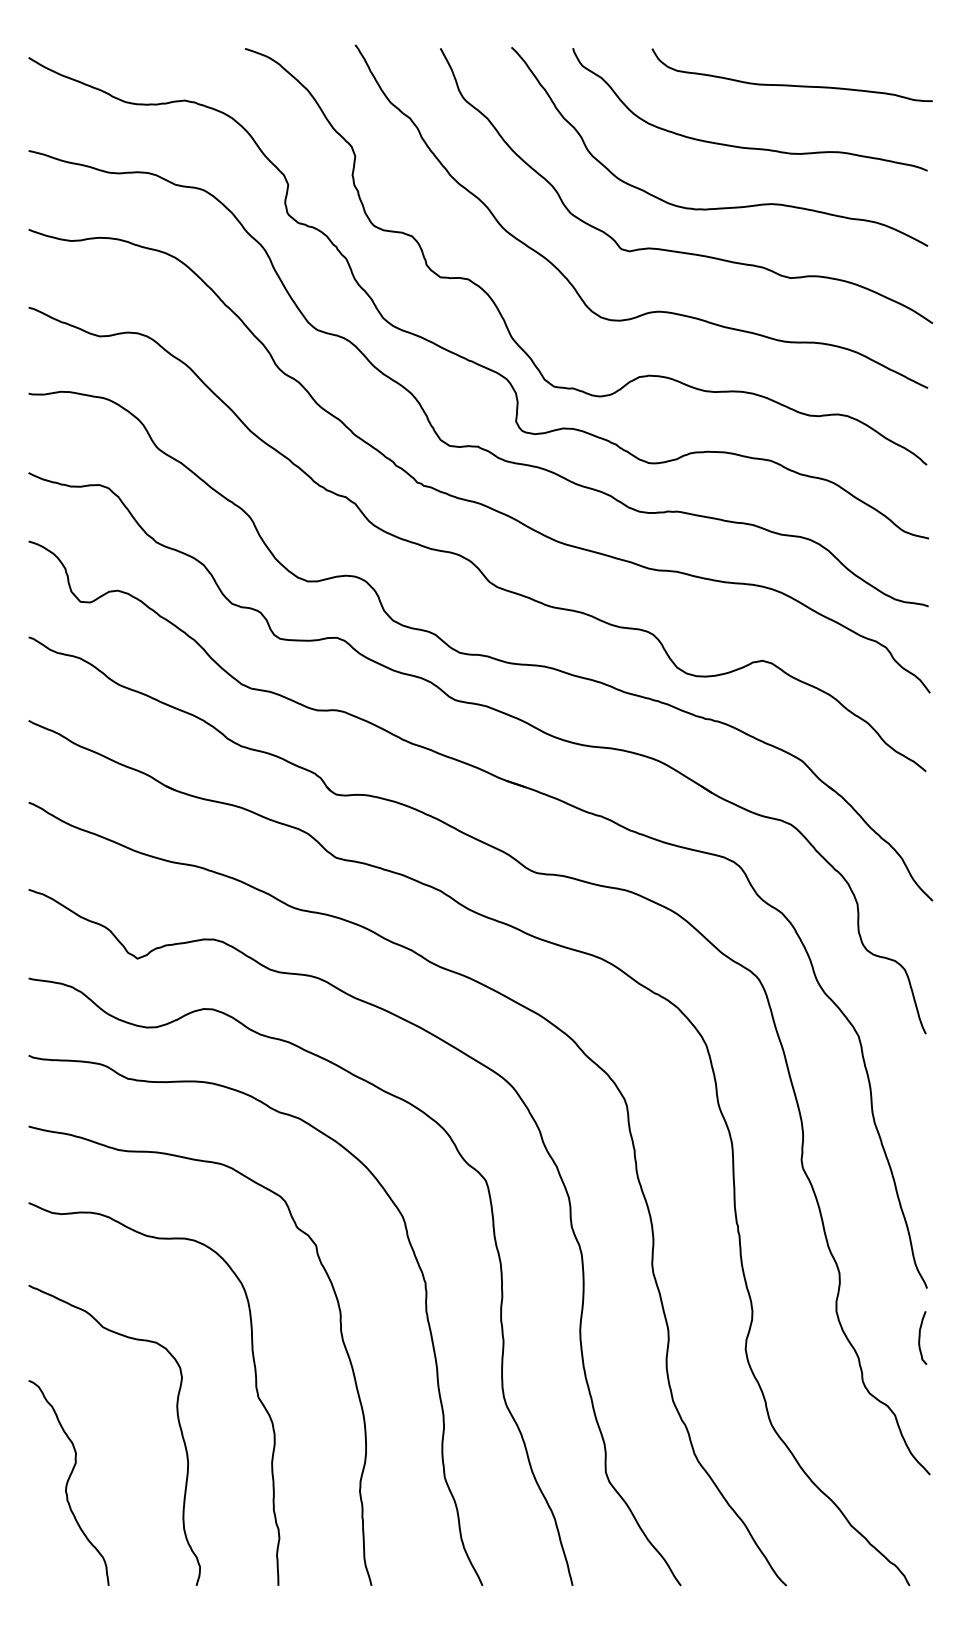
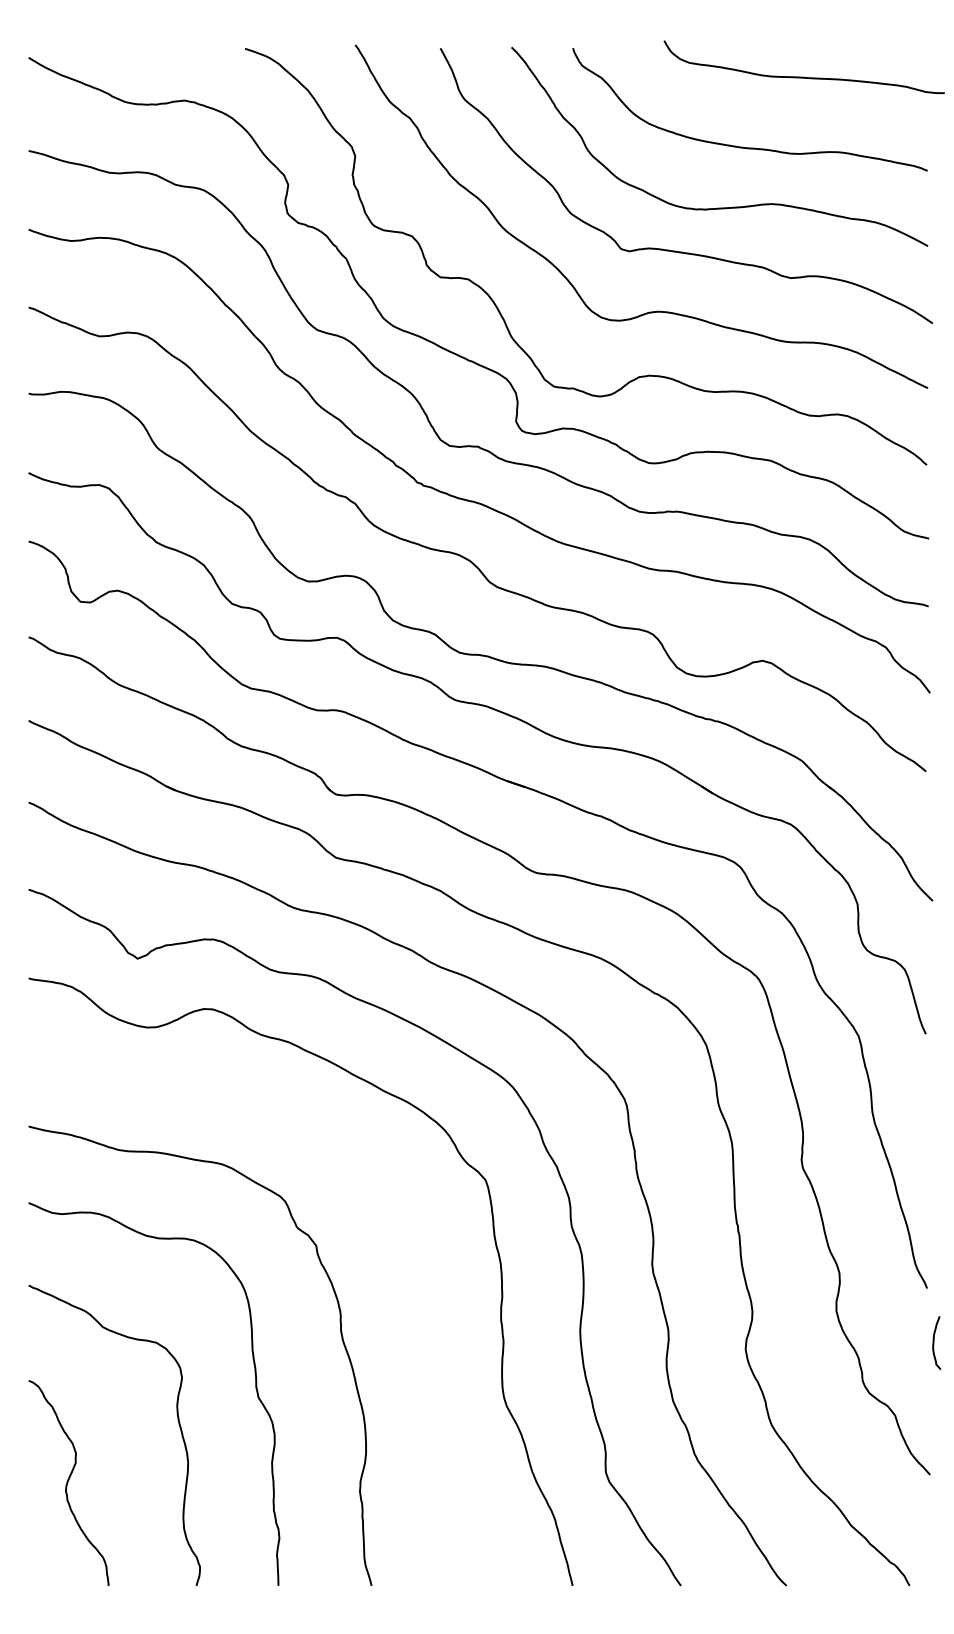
curve position: (791, 84) -> (803, 76) (803, 76)
curve: present -> none (425, 1312)
curve position: (920, 1337) -> (934, 1342) (934, 1342)
